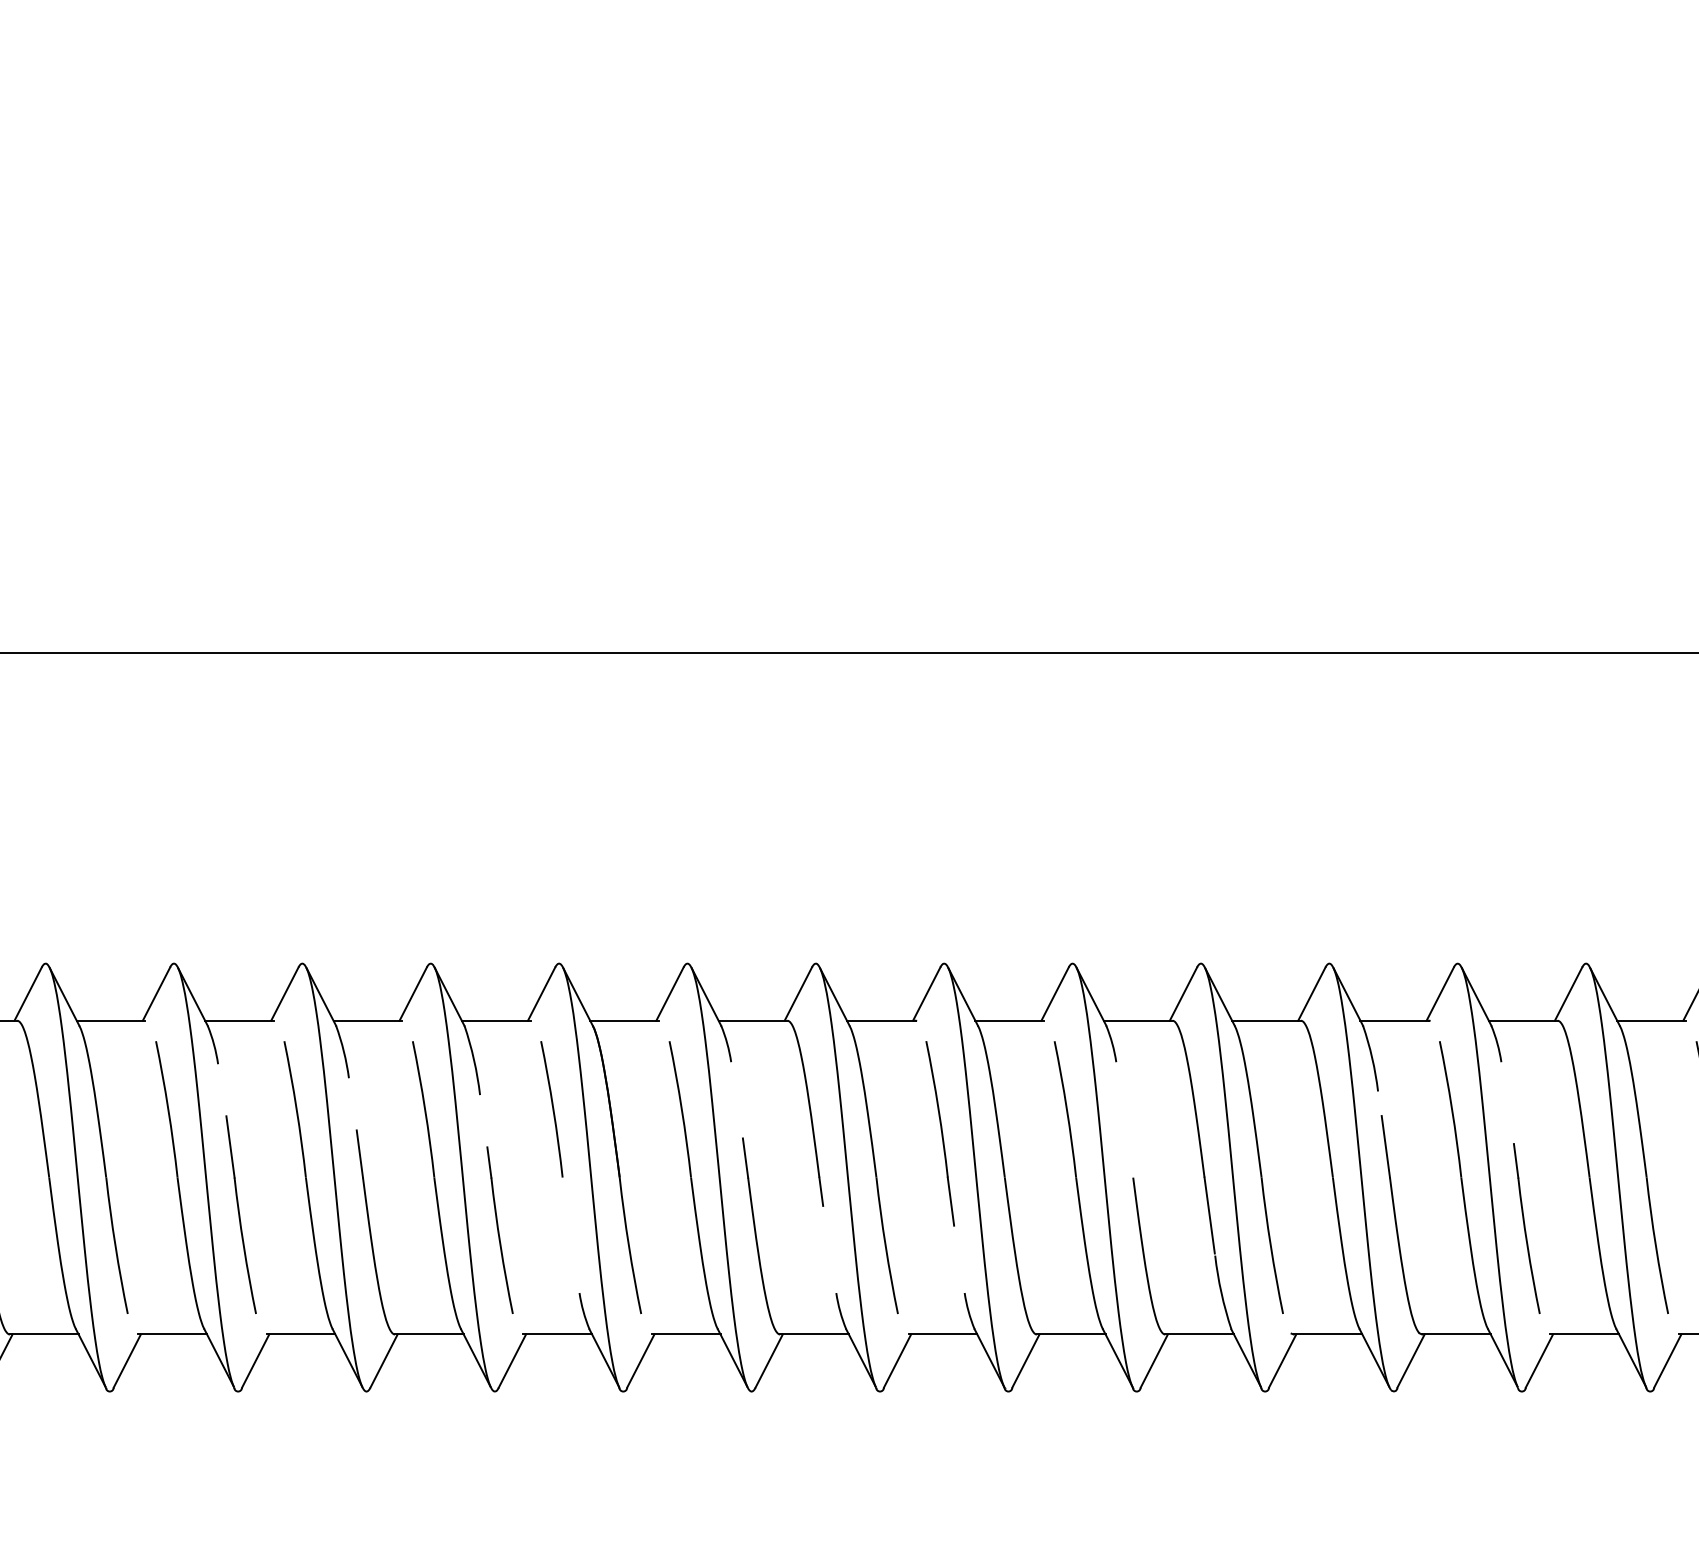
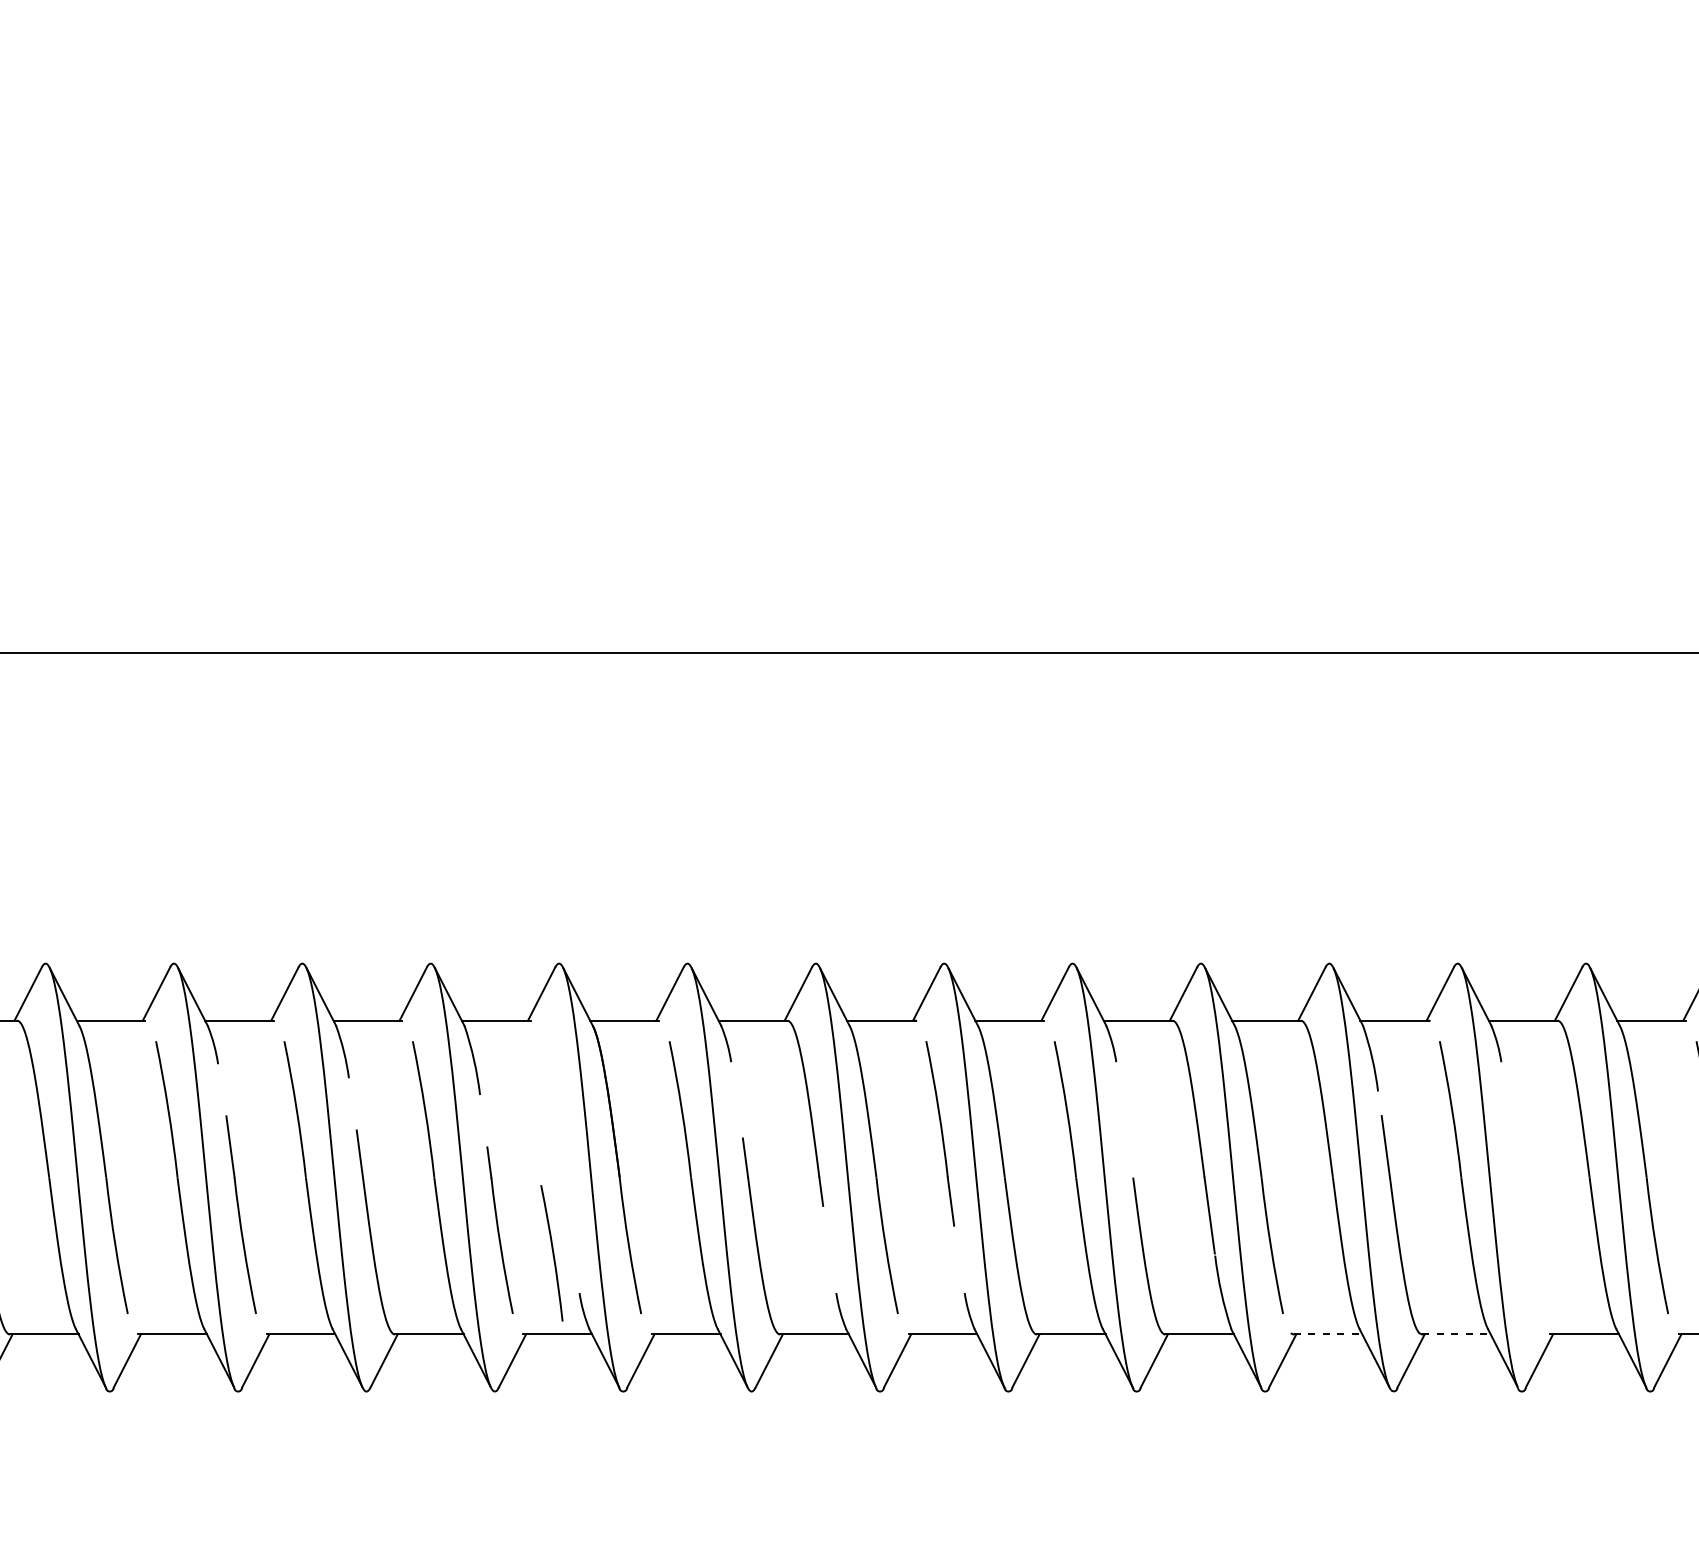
arc position: (552, 1109) -> (552, 1253) (552, 1253)
part: present -> none (1526, 1228)
line: solid -> dashed (1328, 1334)
line: solid -> dashed (1456, 1334)
